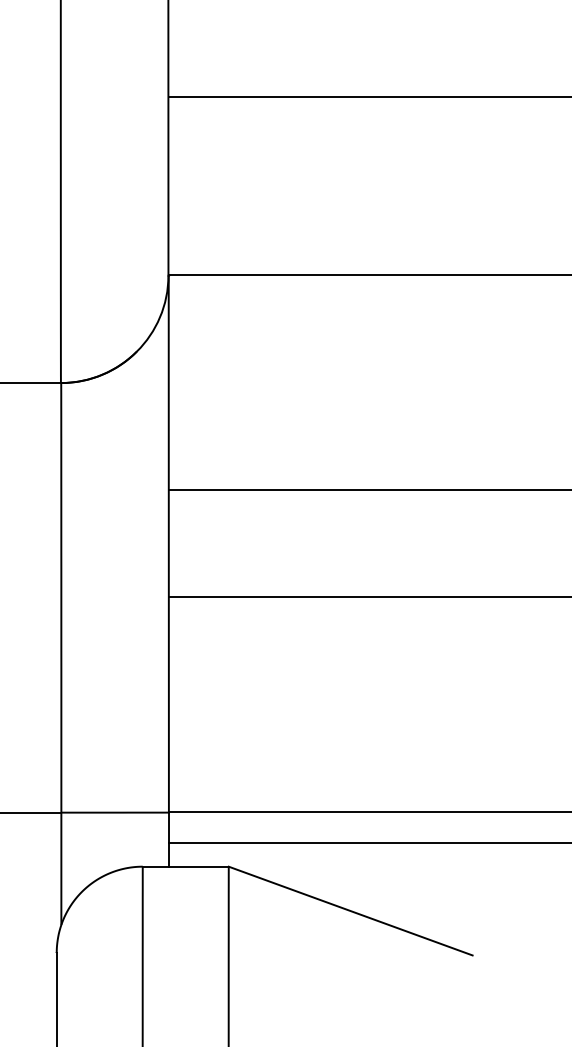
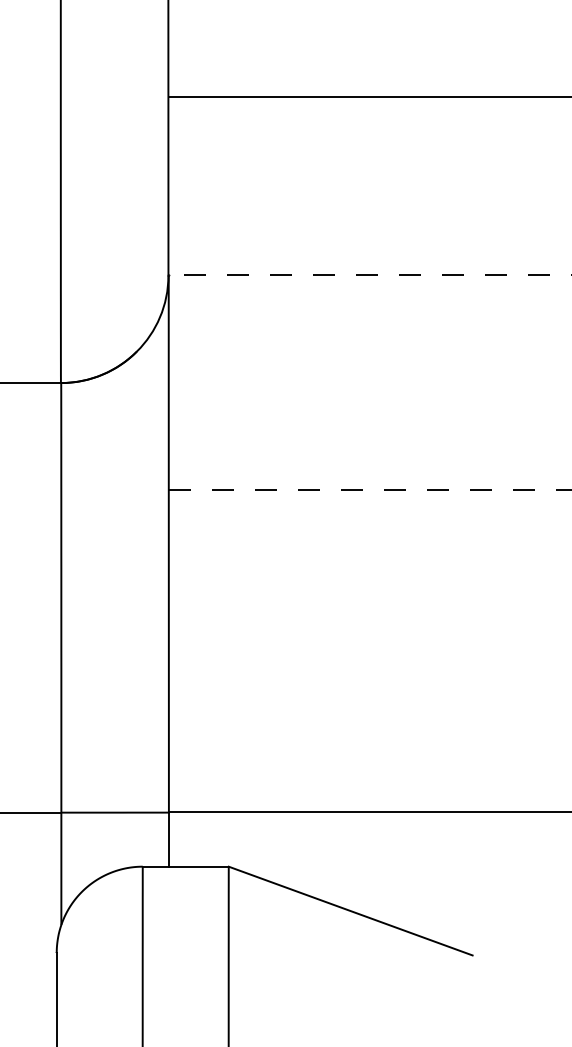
line: solid -> dashed (370, 274)
line: solid -> dashed (370, 489)
line: present -> none (368, 597)
line: present -> none (368, 843)
